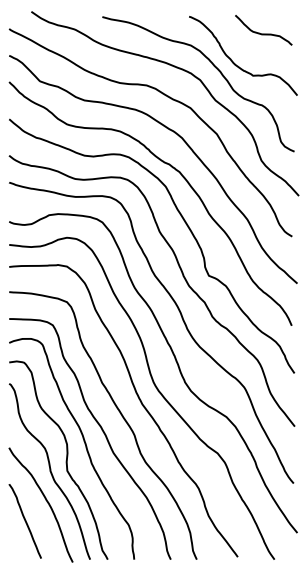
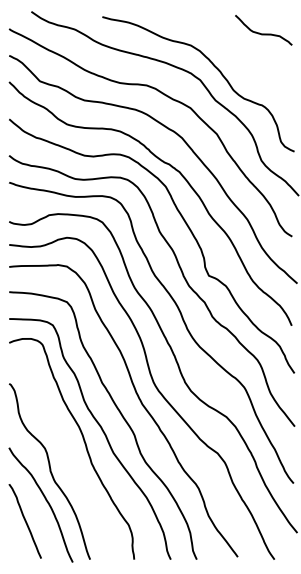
curve: present -> none (238, 65)
curve: present -> none (65, 460)
